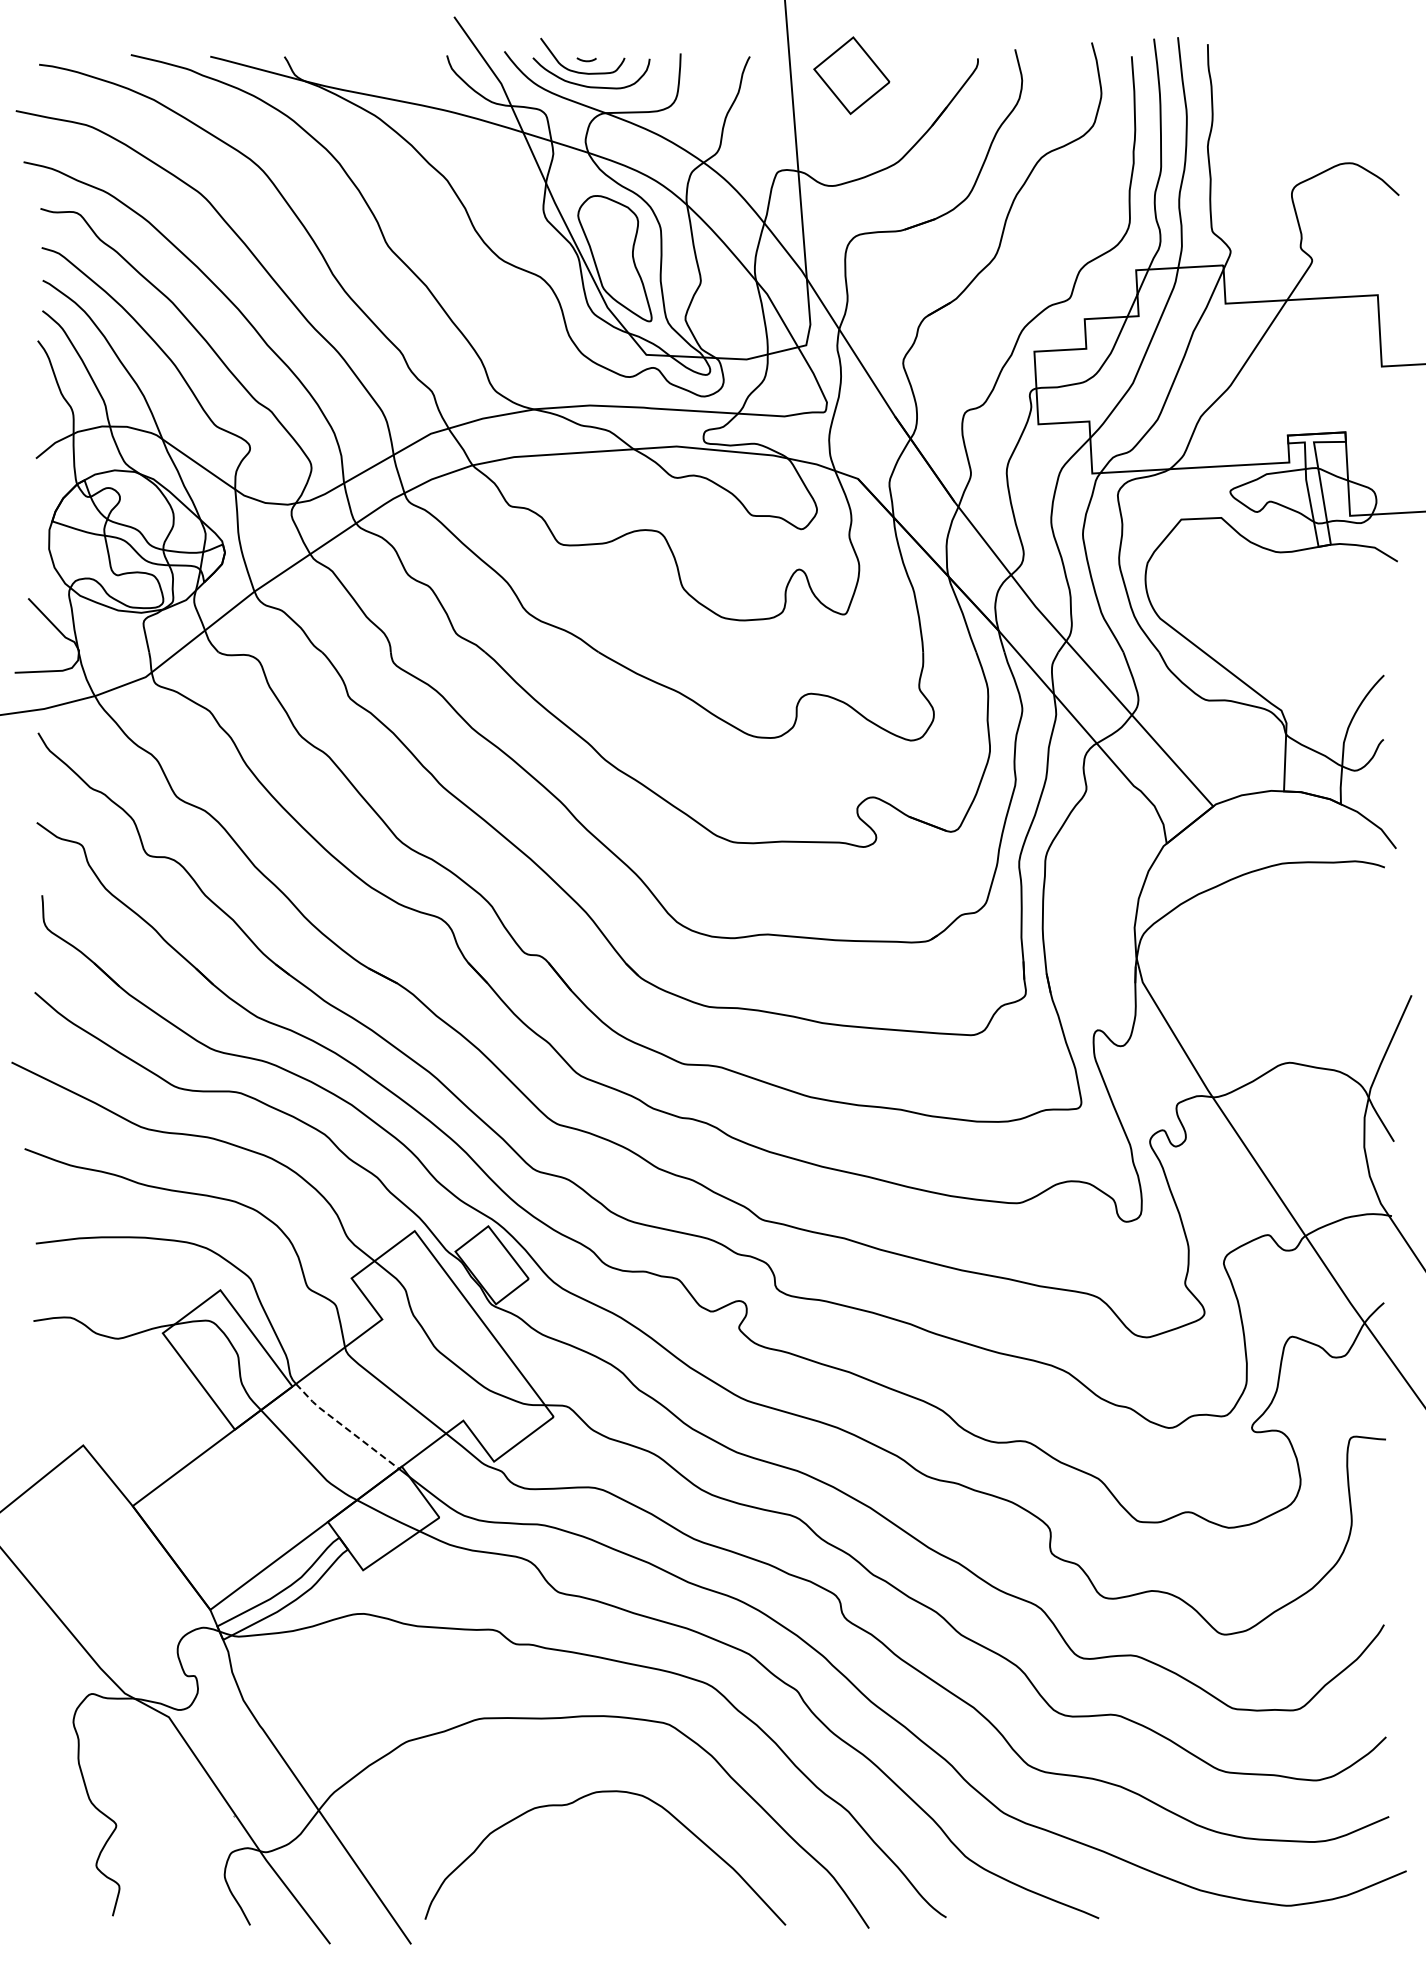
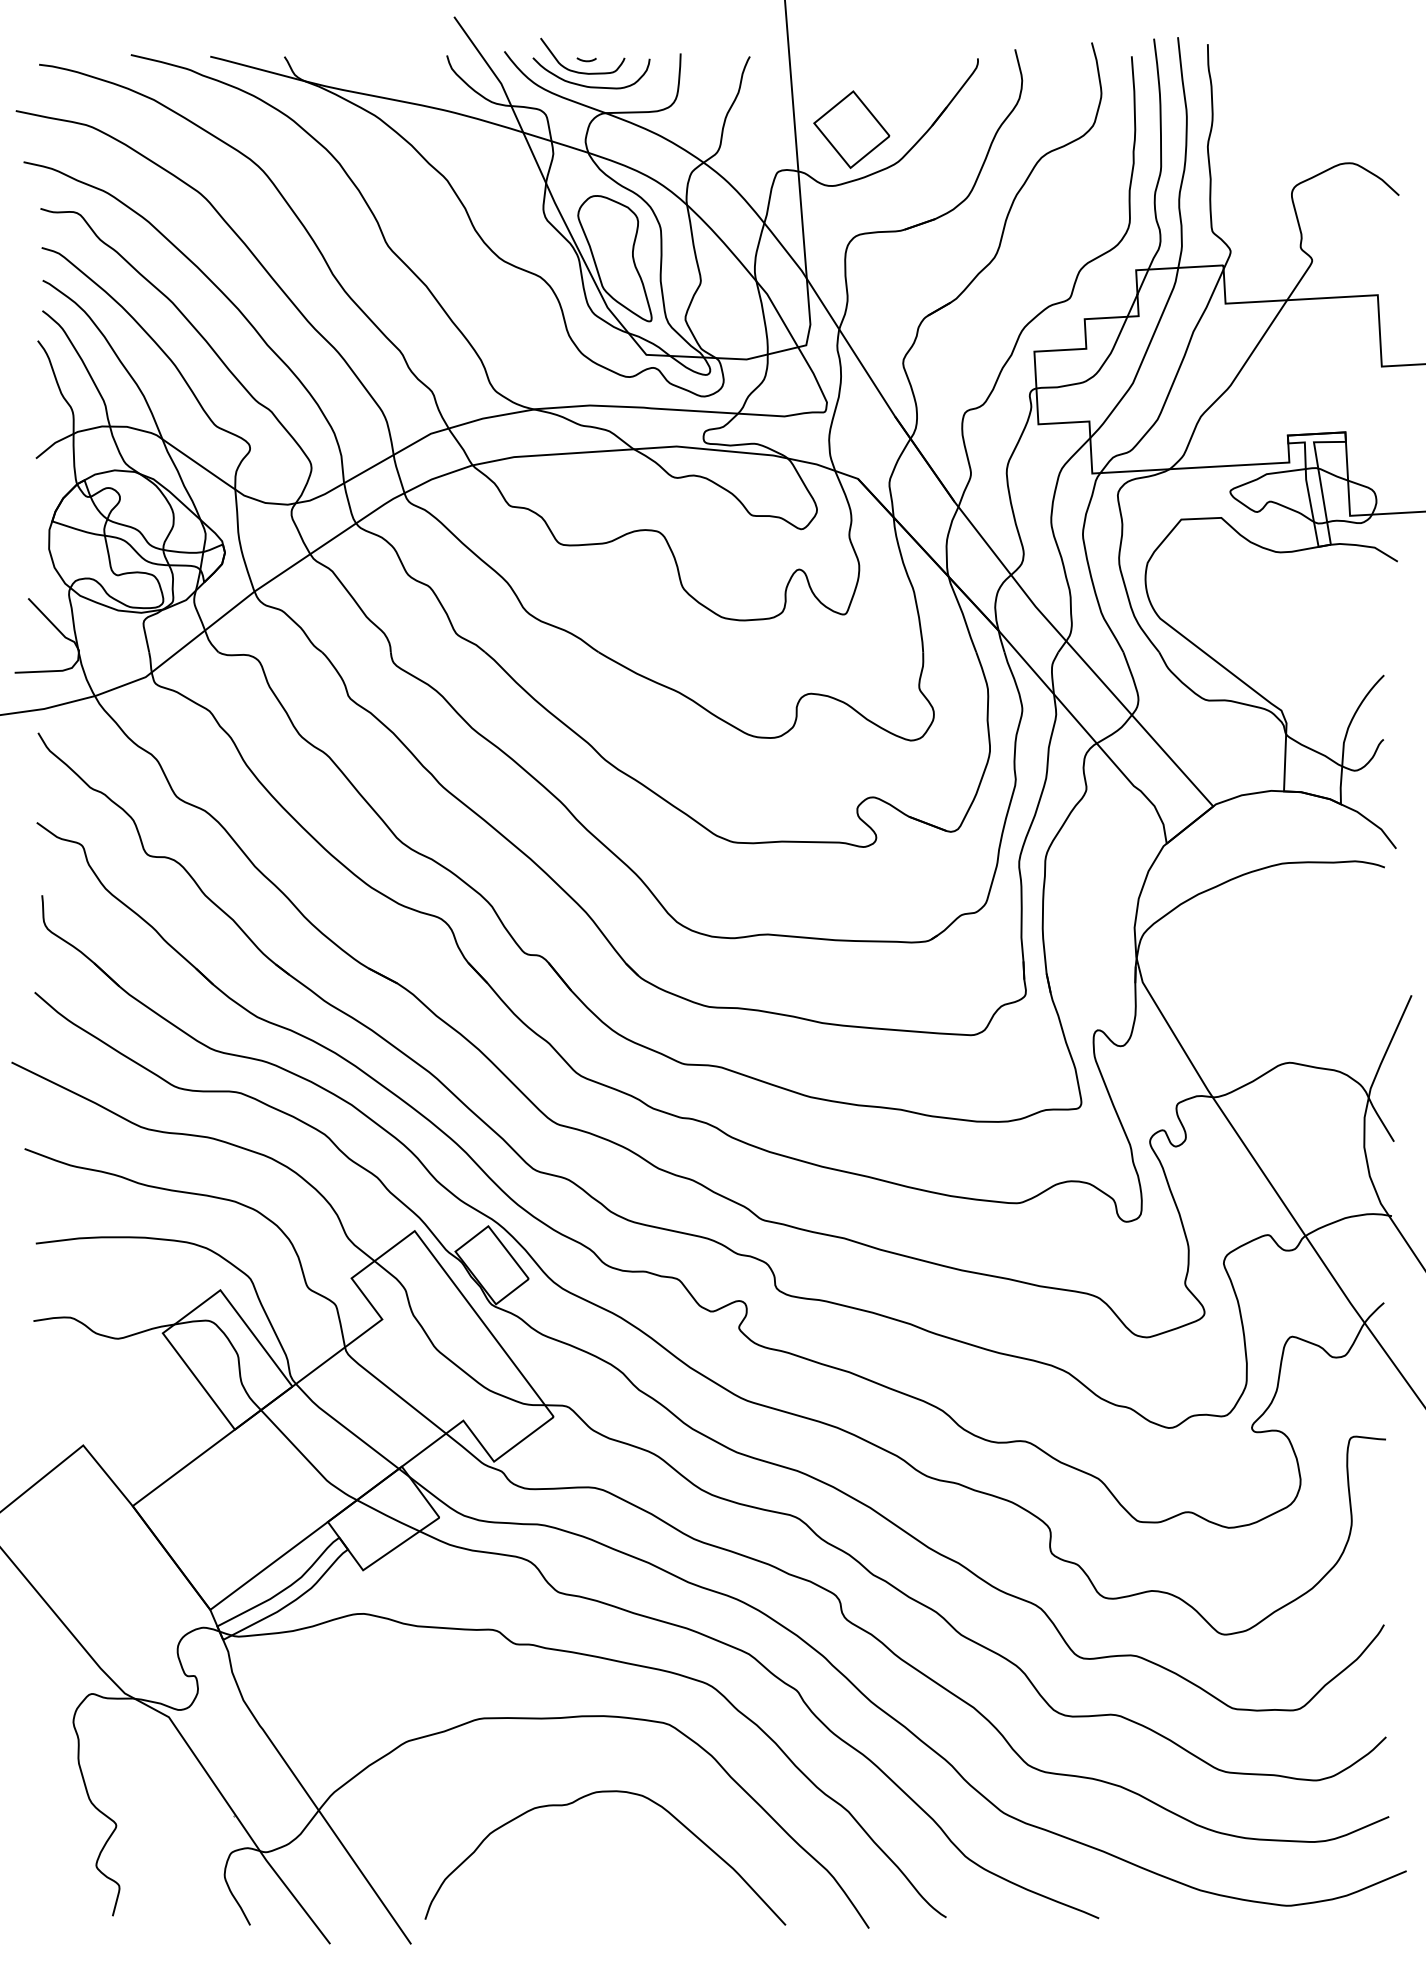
part position: (851, 75) -> (851, 129) (851, 129)
line: dashed -> solid (344, 1427)
